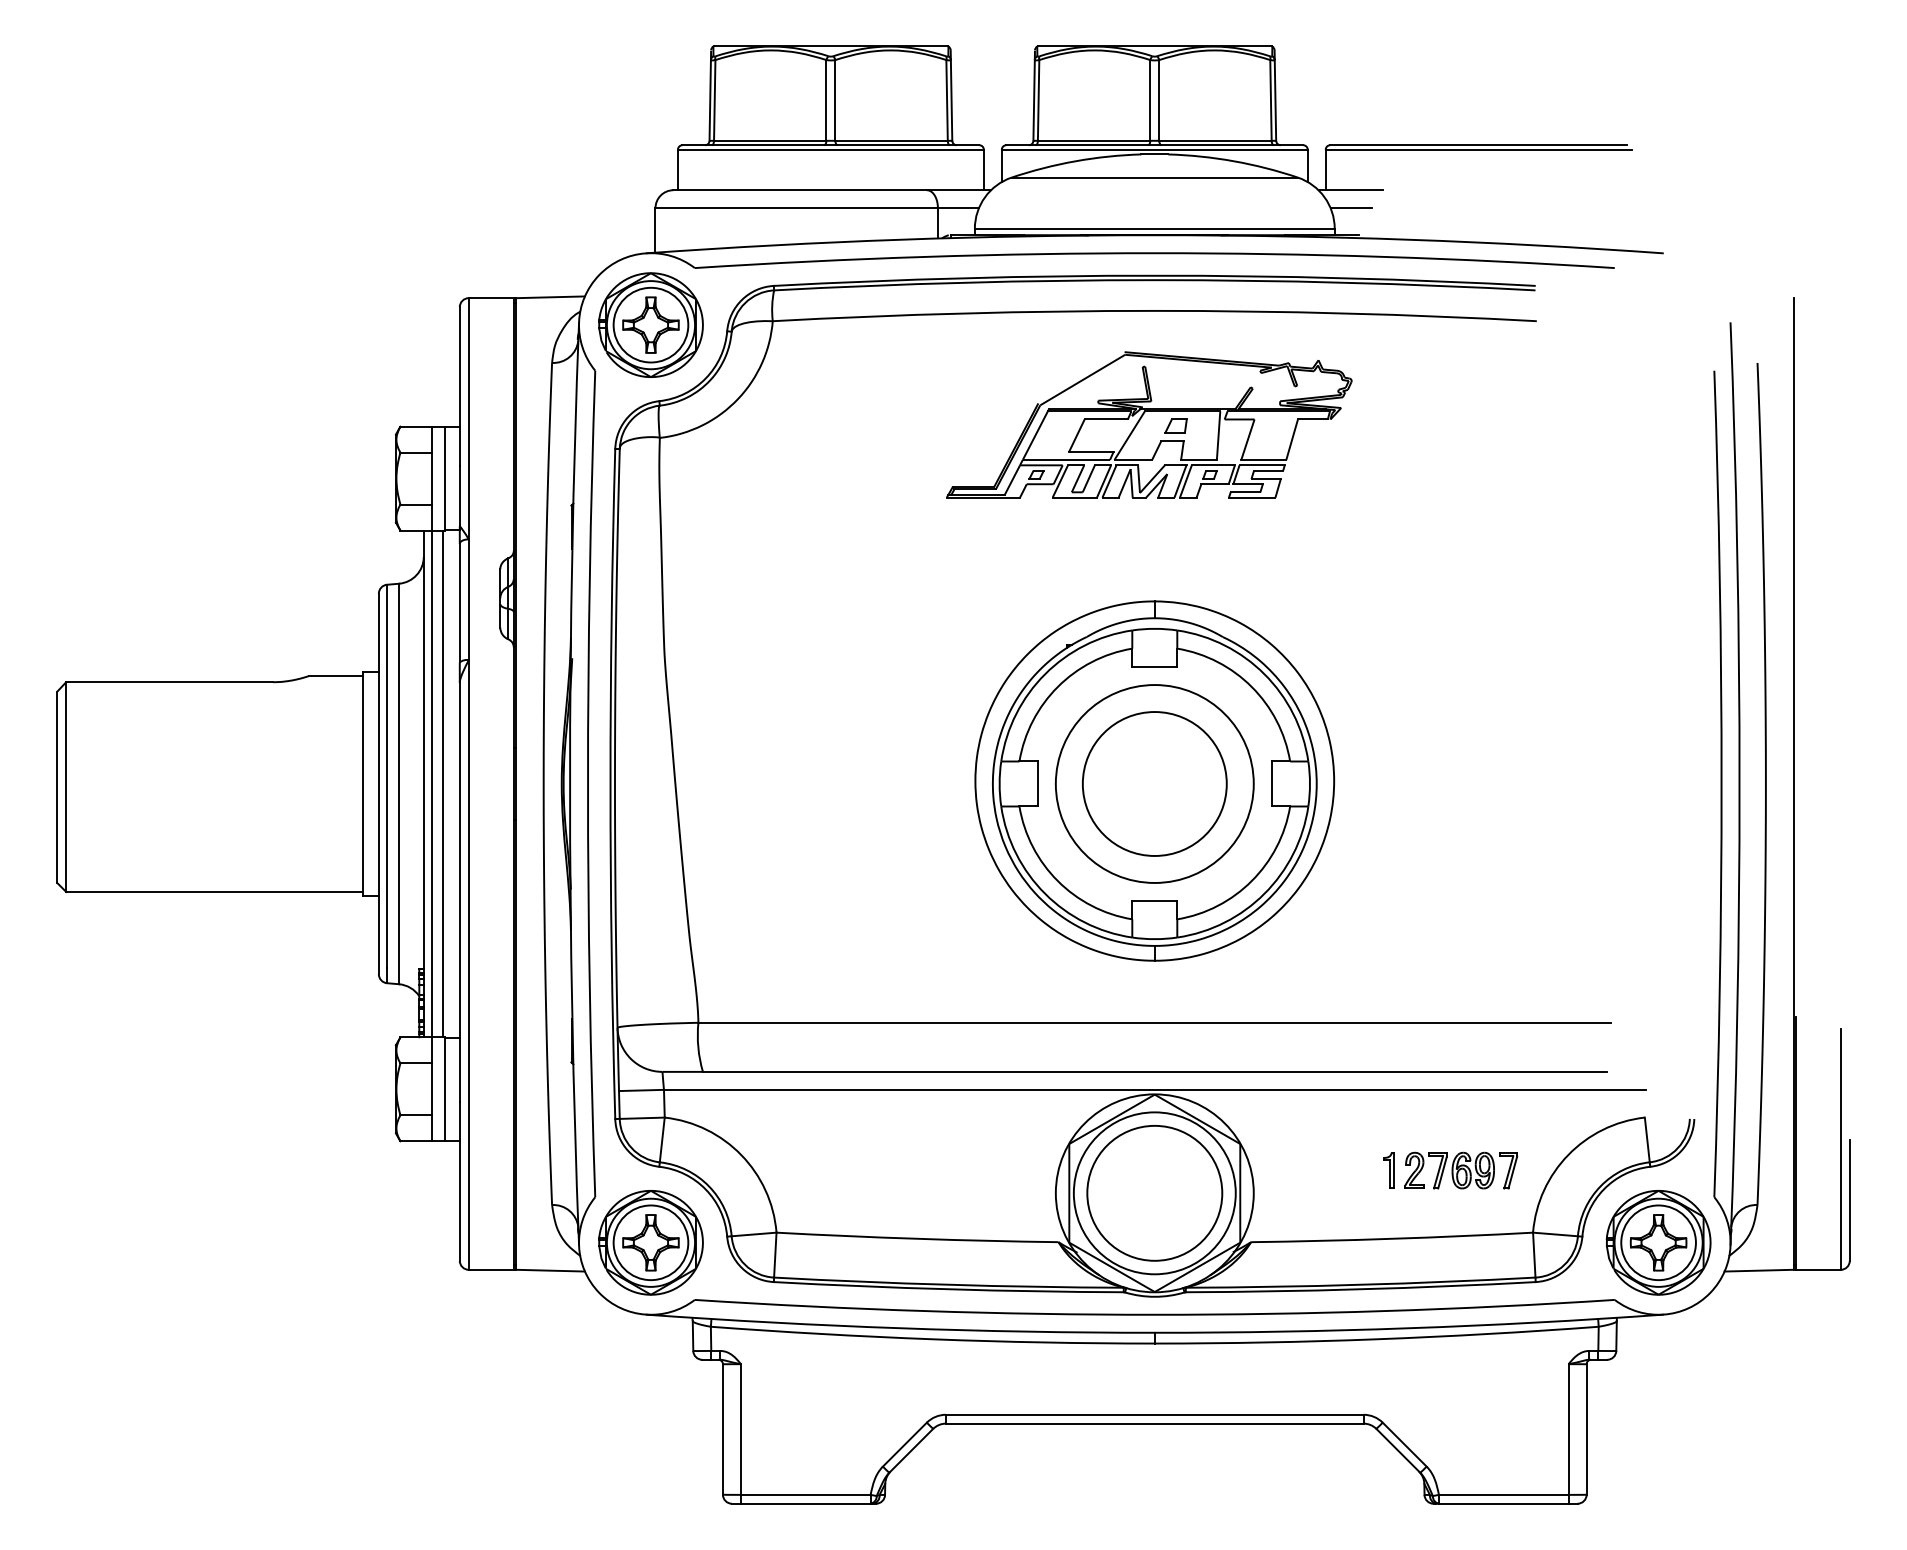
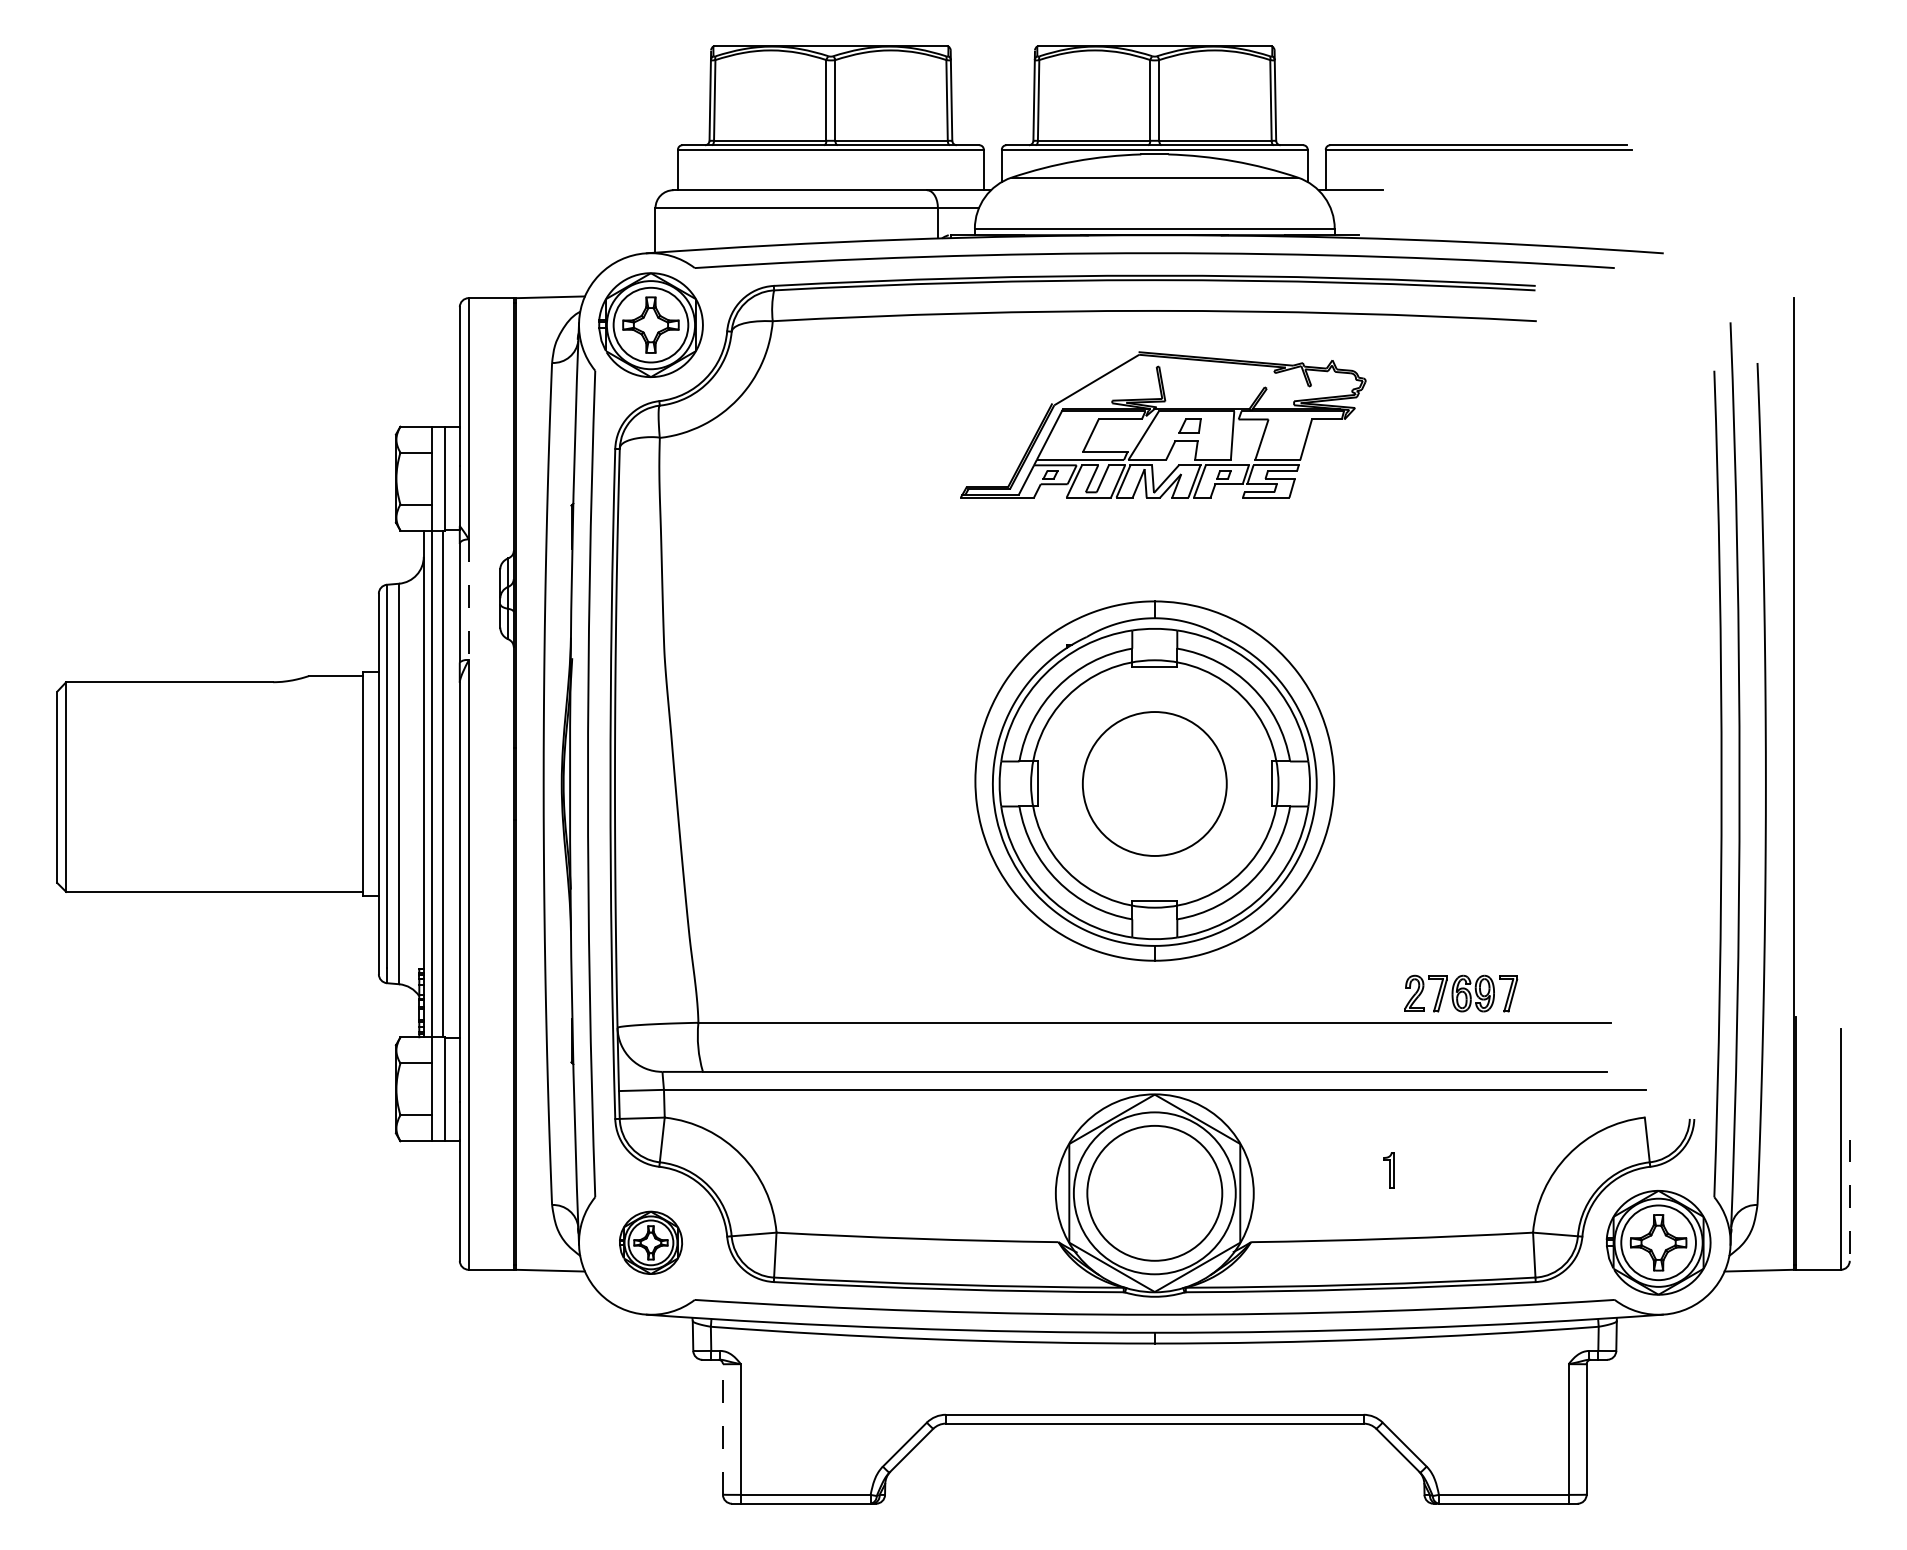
line: present -> none (1350, 208)
part position: (1149, 424) -> (1163, 424) (1163, 424)
line: solid -> dashed (468, 600)
circle diameter: 198 px -> 247 px (1154, 783)
part position: (1461, 1170) -> (1461, 993) (1461, 993)
line: solid -> dashed (1849, 1200)
part size: 106x106 px -> 64x65 px (650, 1242)
line: solid -> dashed (722, 1429)
